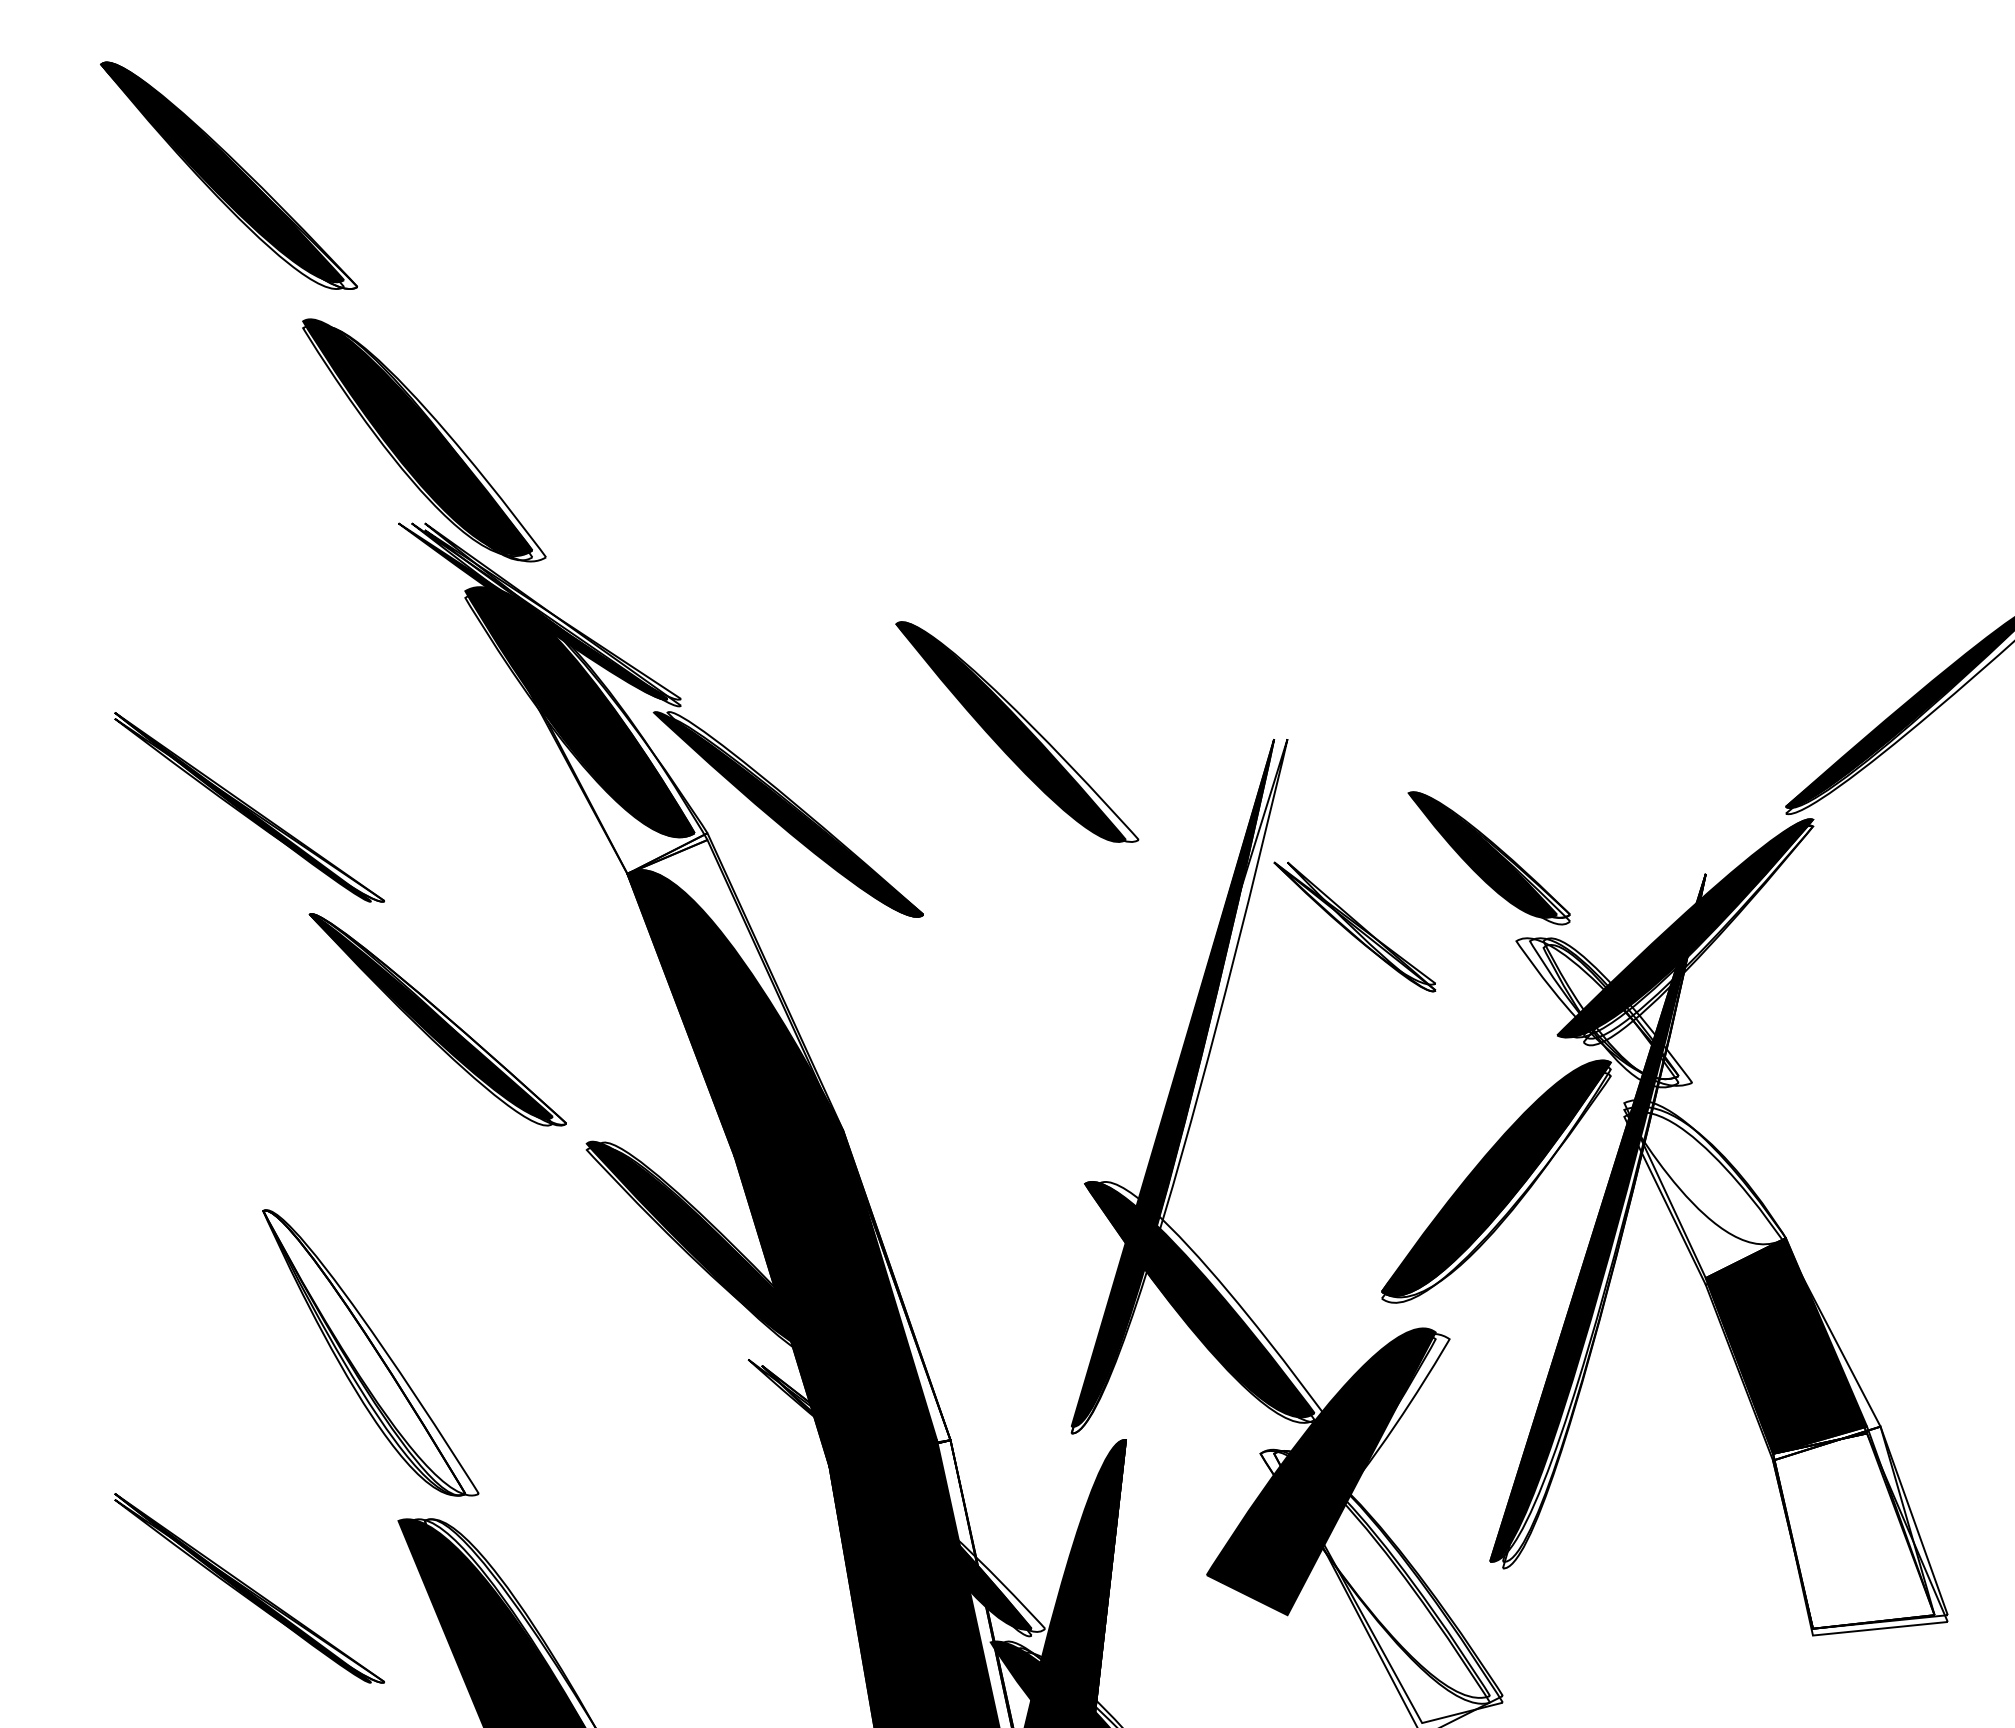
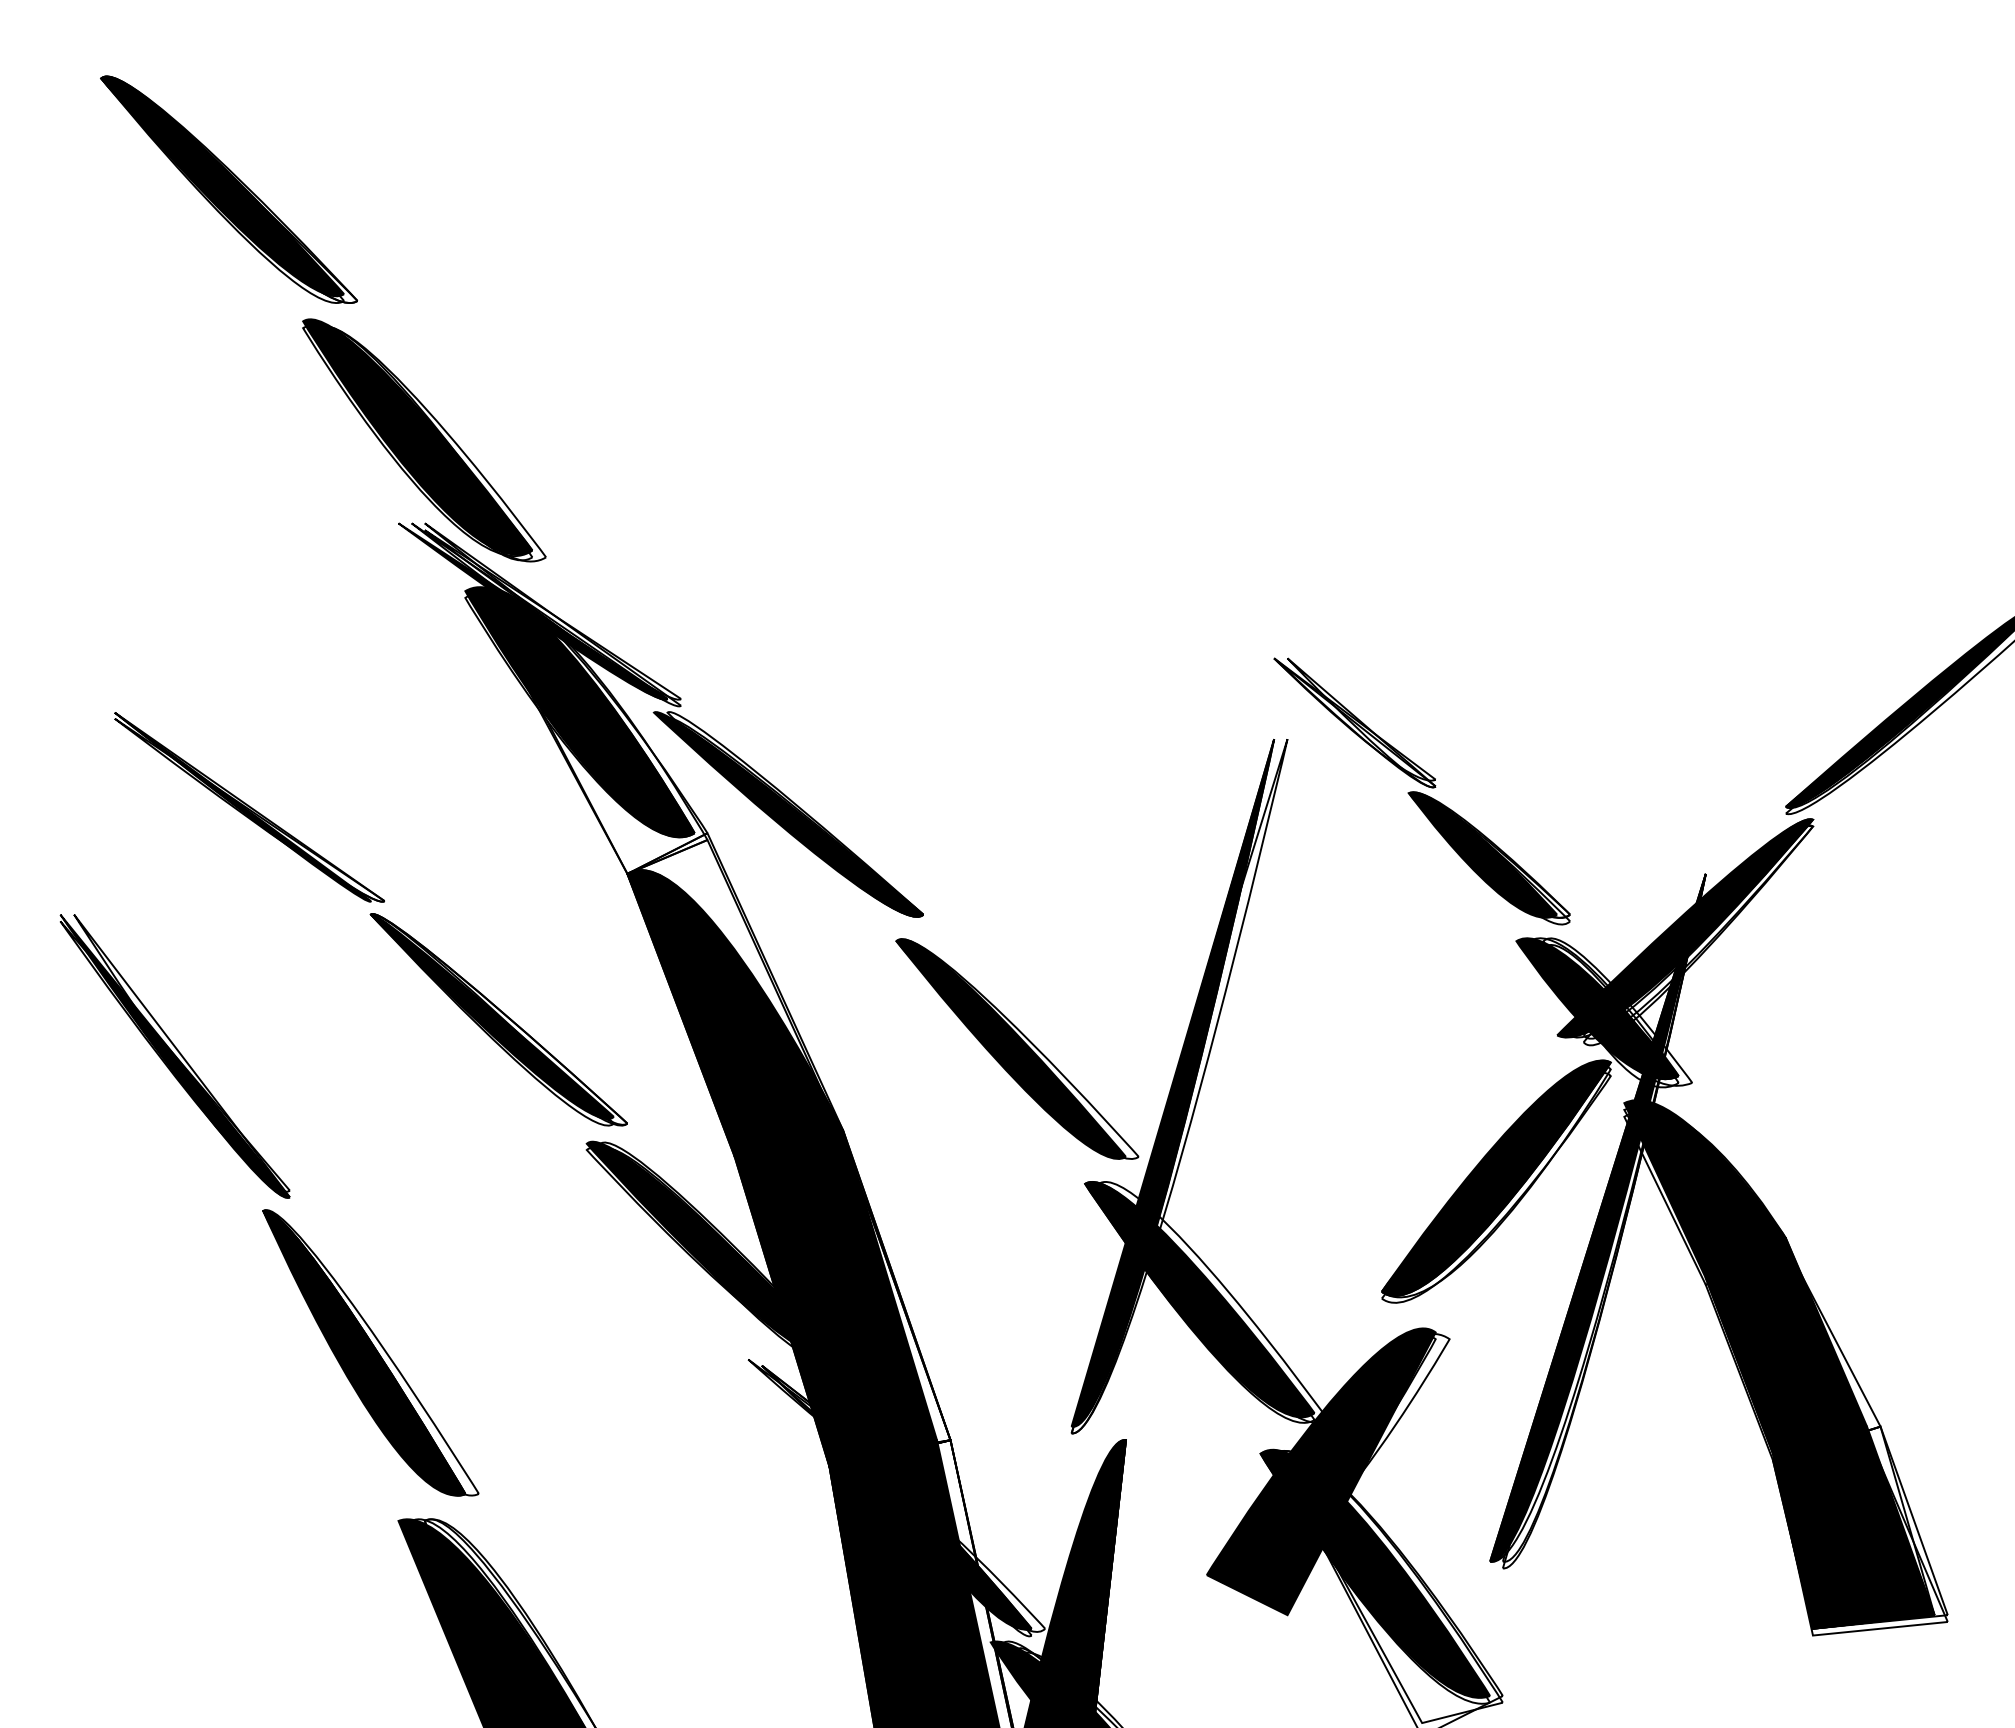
part position: (228, 175) -> (228, 189) (228, 189)
part position: (1017, 731) -> (1017, 1048) (1017, 1048)
part position: (1354, 926) -> (1354, 722) (1354, 722)
fill: none -> present (1597, 1008)
part position: (437, 1019) -> (498, 1019) (498, 1019)
part: none -> present (174, 1056)
fill: none -> present (1704, 1189)
fill: none -> present (364, 1352)
fill: none -> present (1853, 1527)
fill: none -> present (1375, 1573)
part: present -> none (249, 1588)
